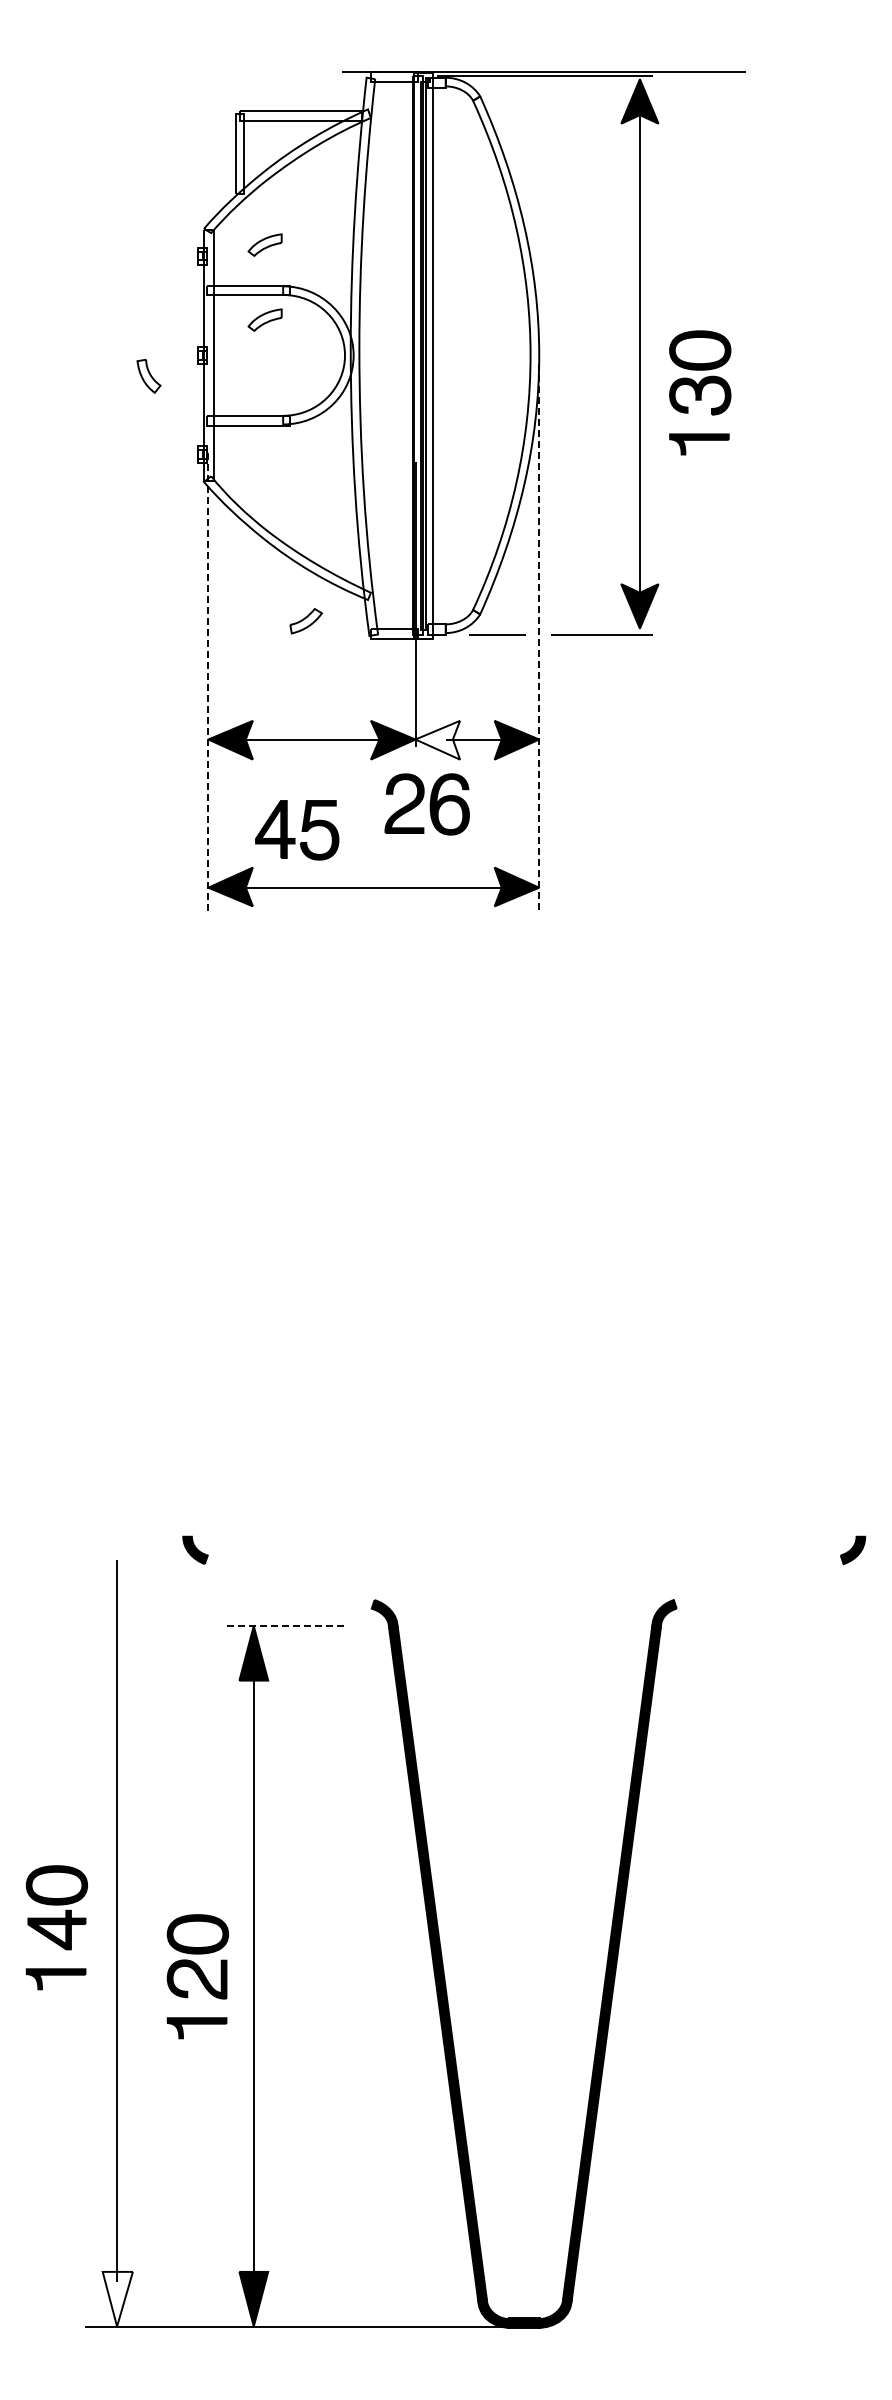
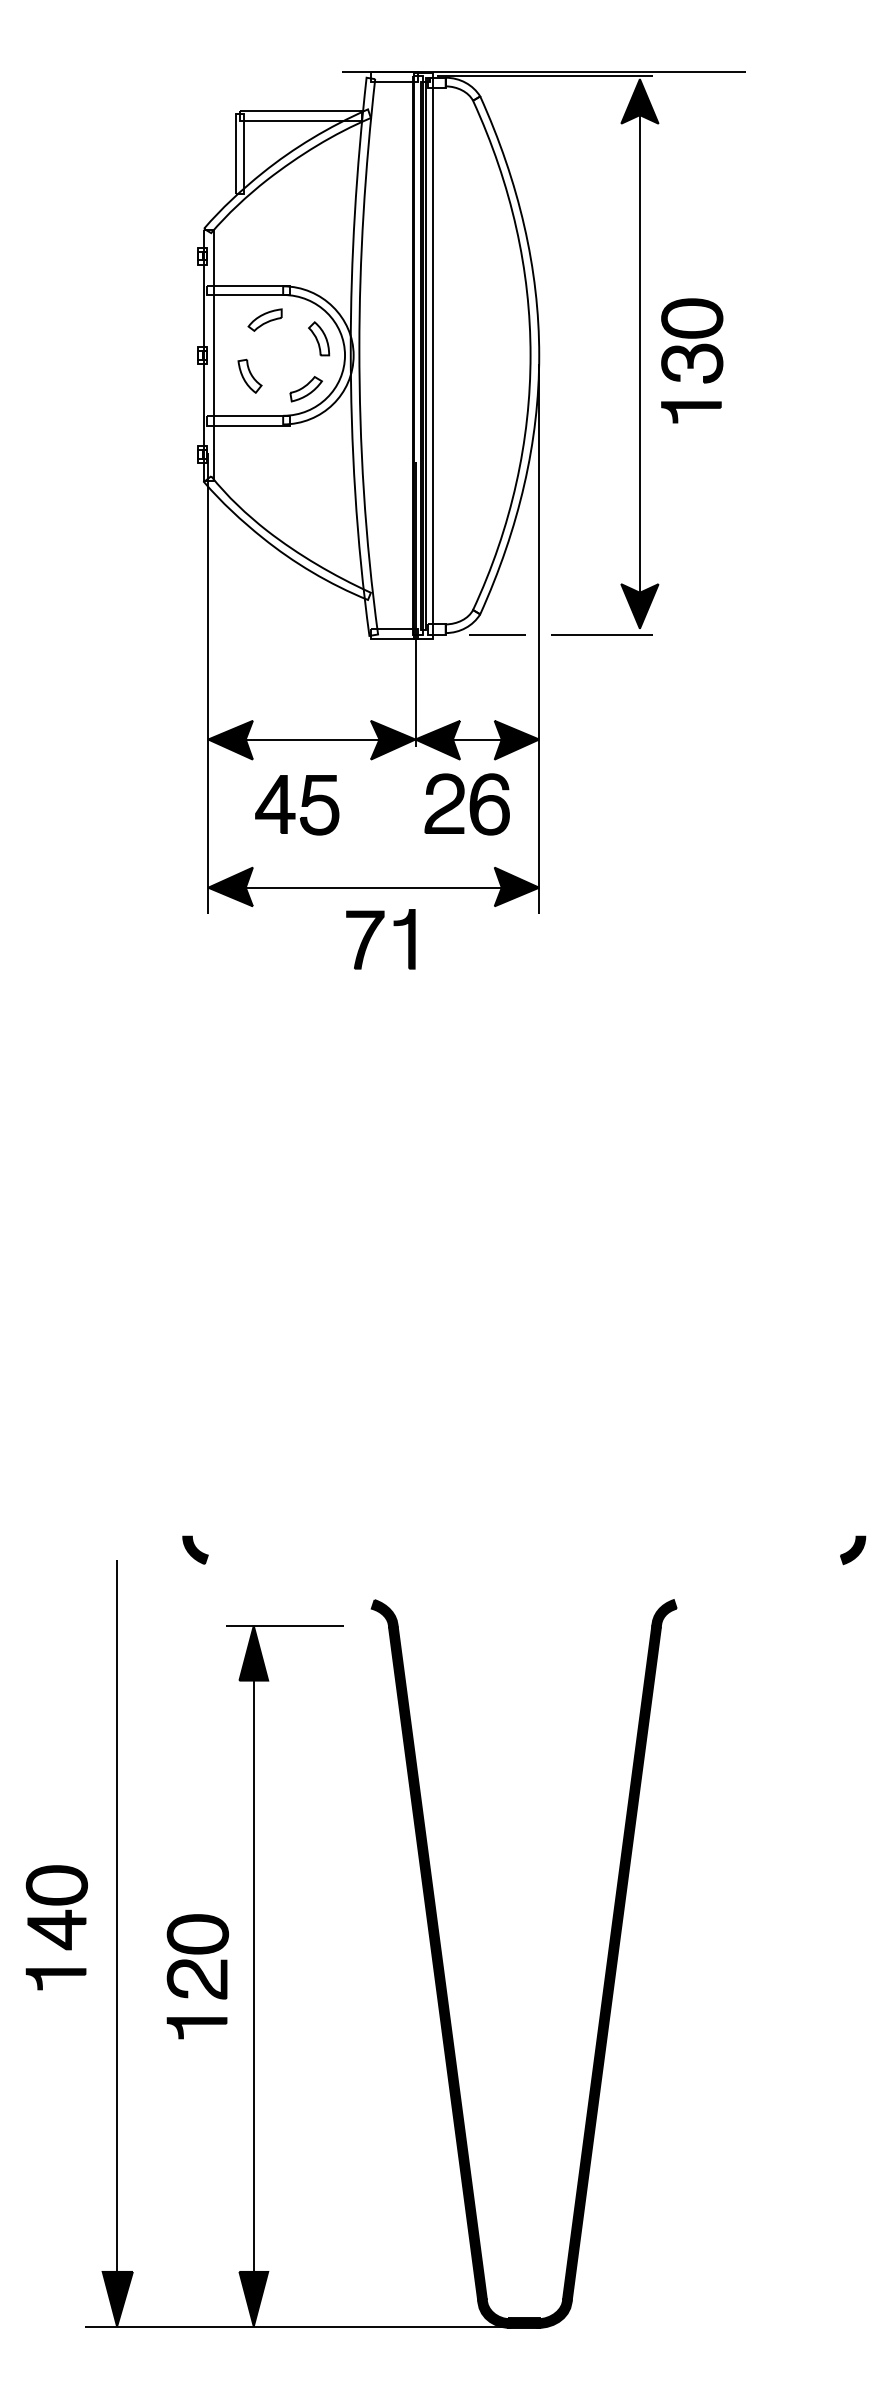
part: present -> none (264, 244)
part: none -> present (319, 338)
part position: (148, 375) -> (249, 375) (249, 375)
part position: (700, 392) -> (692, 360) (692, 360)
part position: (305, 621) -> (305, 389) (305, 389)
line: dashed -> solid (539, 638)
line: dashed -> solid (208, 683)
fill: none -> present (437, 739)
part position: (426, 804) -> (466, 804) (466, 804)
part position: (297, 830) -> (297, 805) (297, 805)
part: none -> present (372, 935)
line: dashed -> solid (285, 1625)
fill: none -> present (117, 2298)
